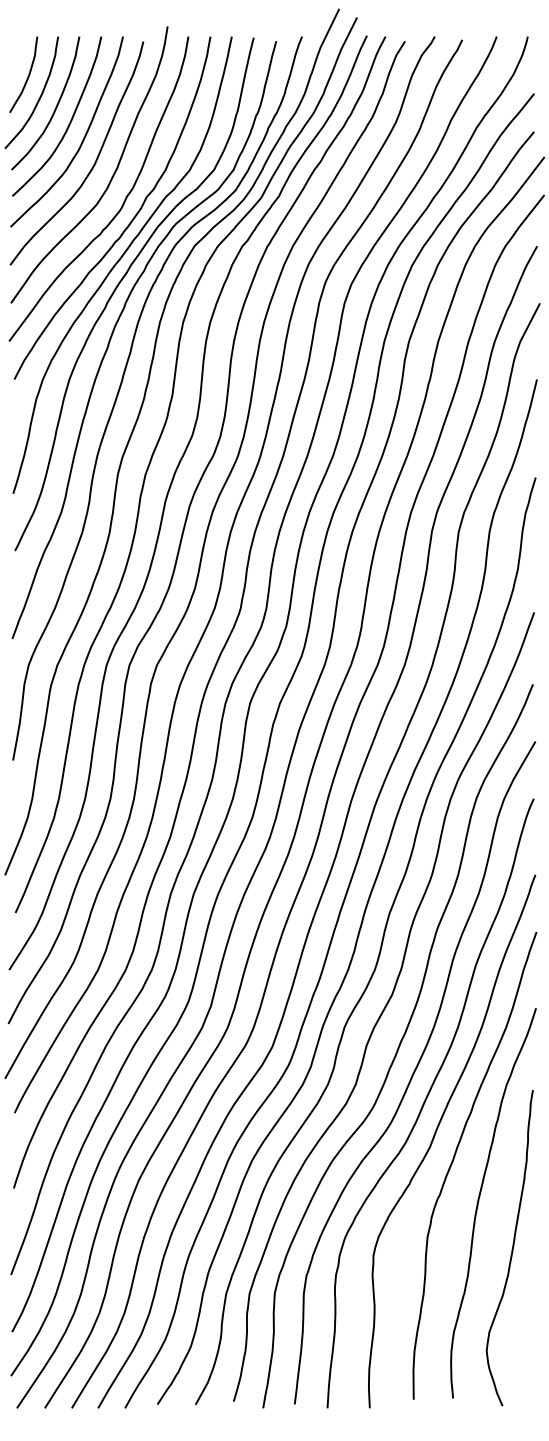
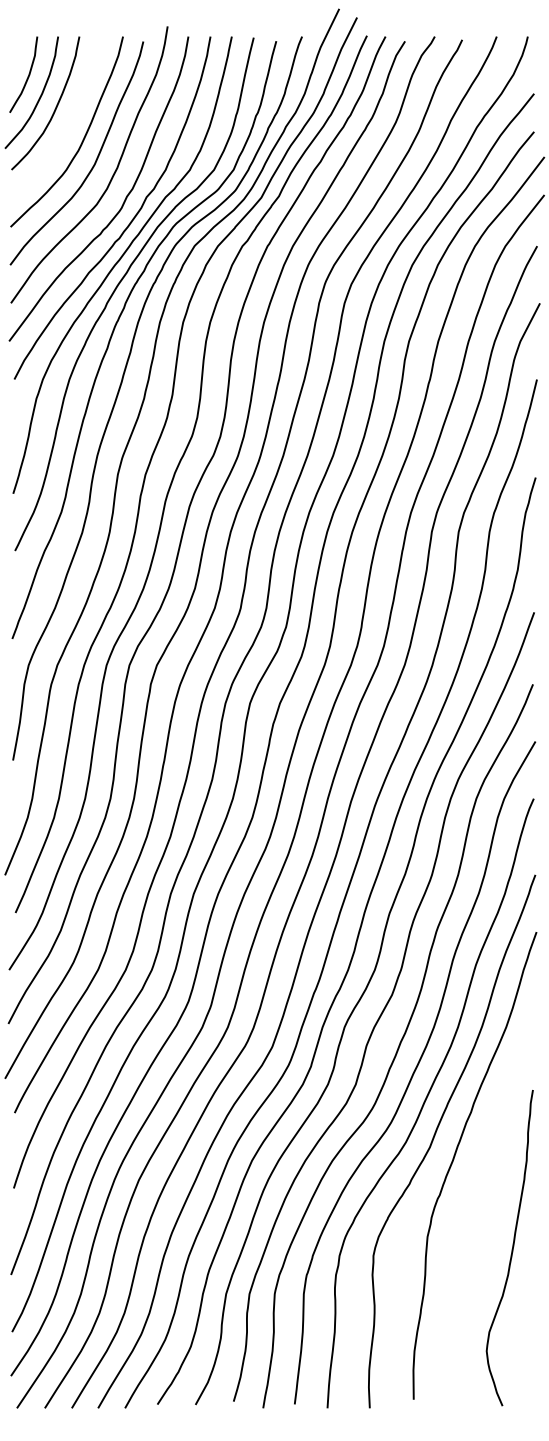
curve: present -> none (70, 119)
curve: present -> none (479, 1201)
